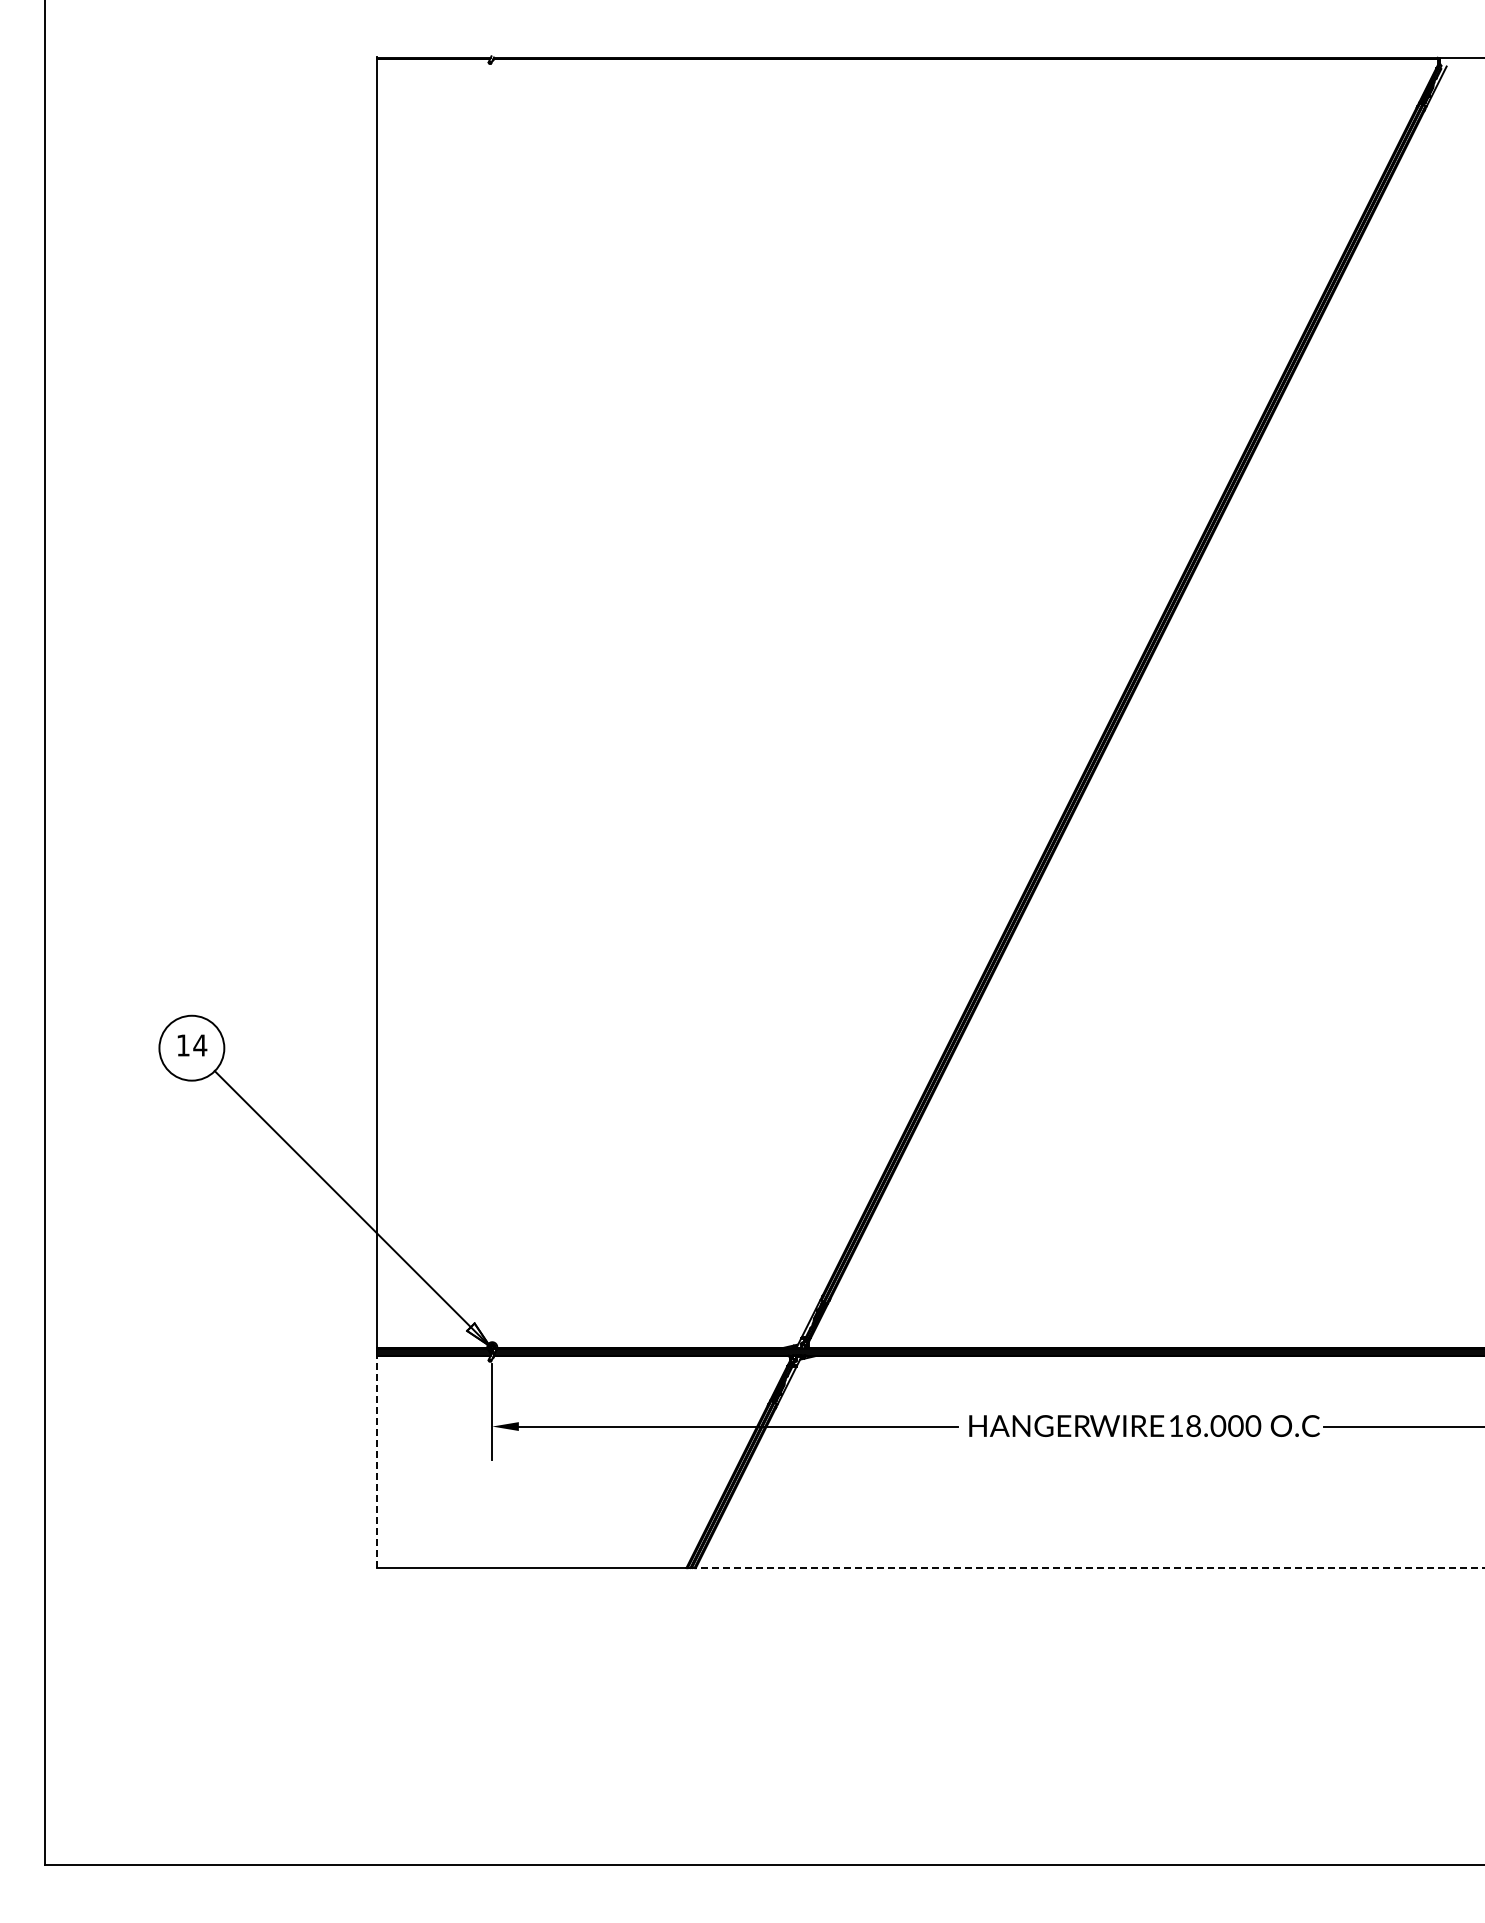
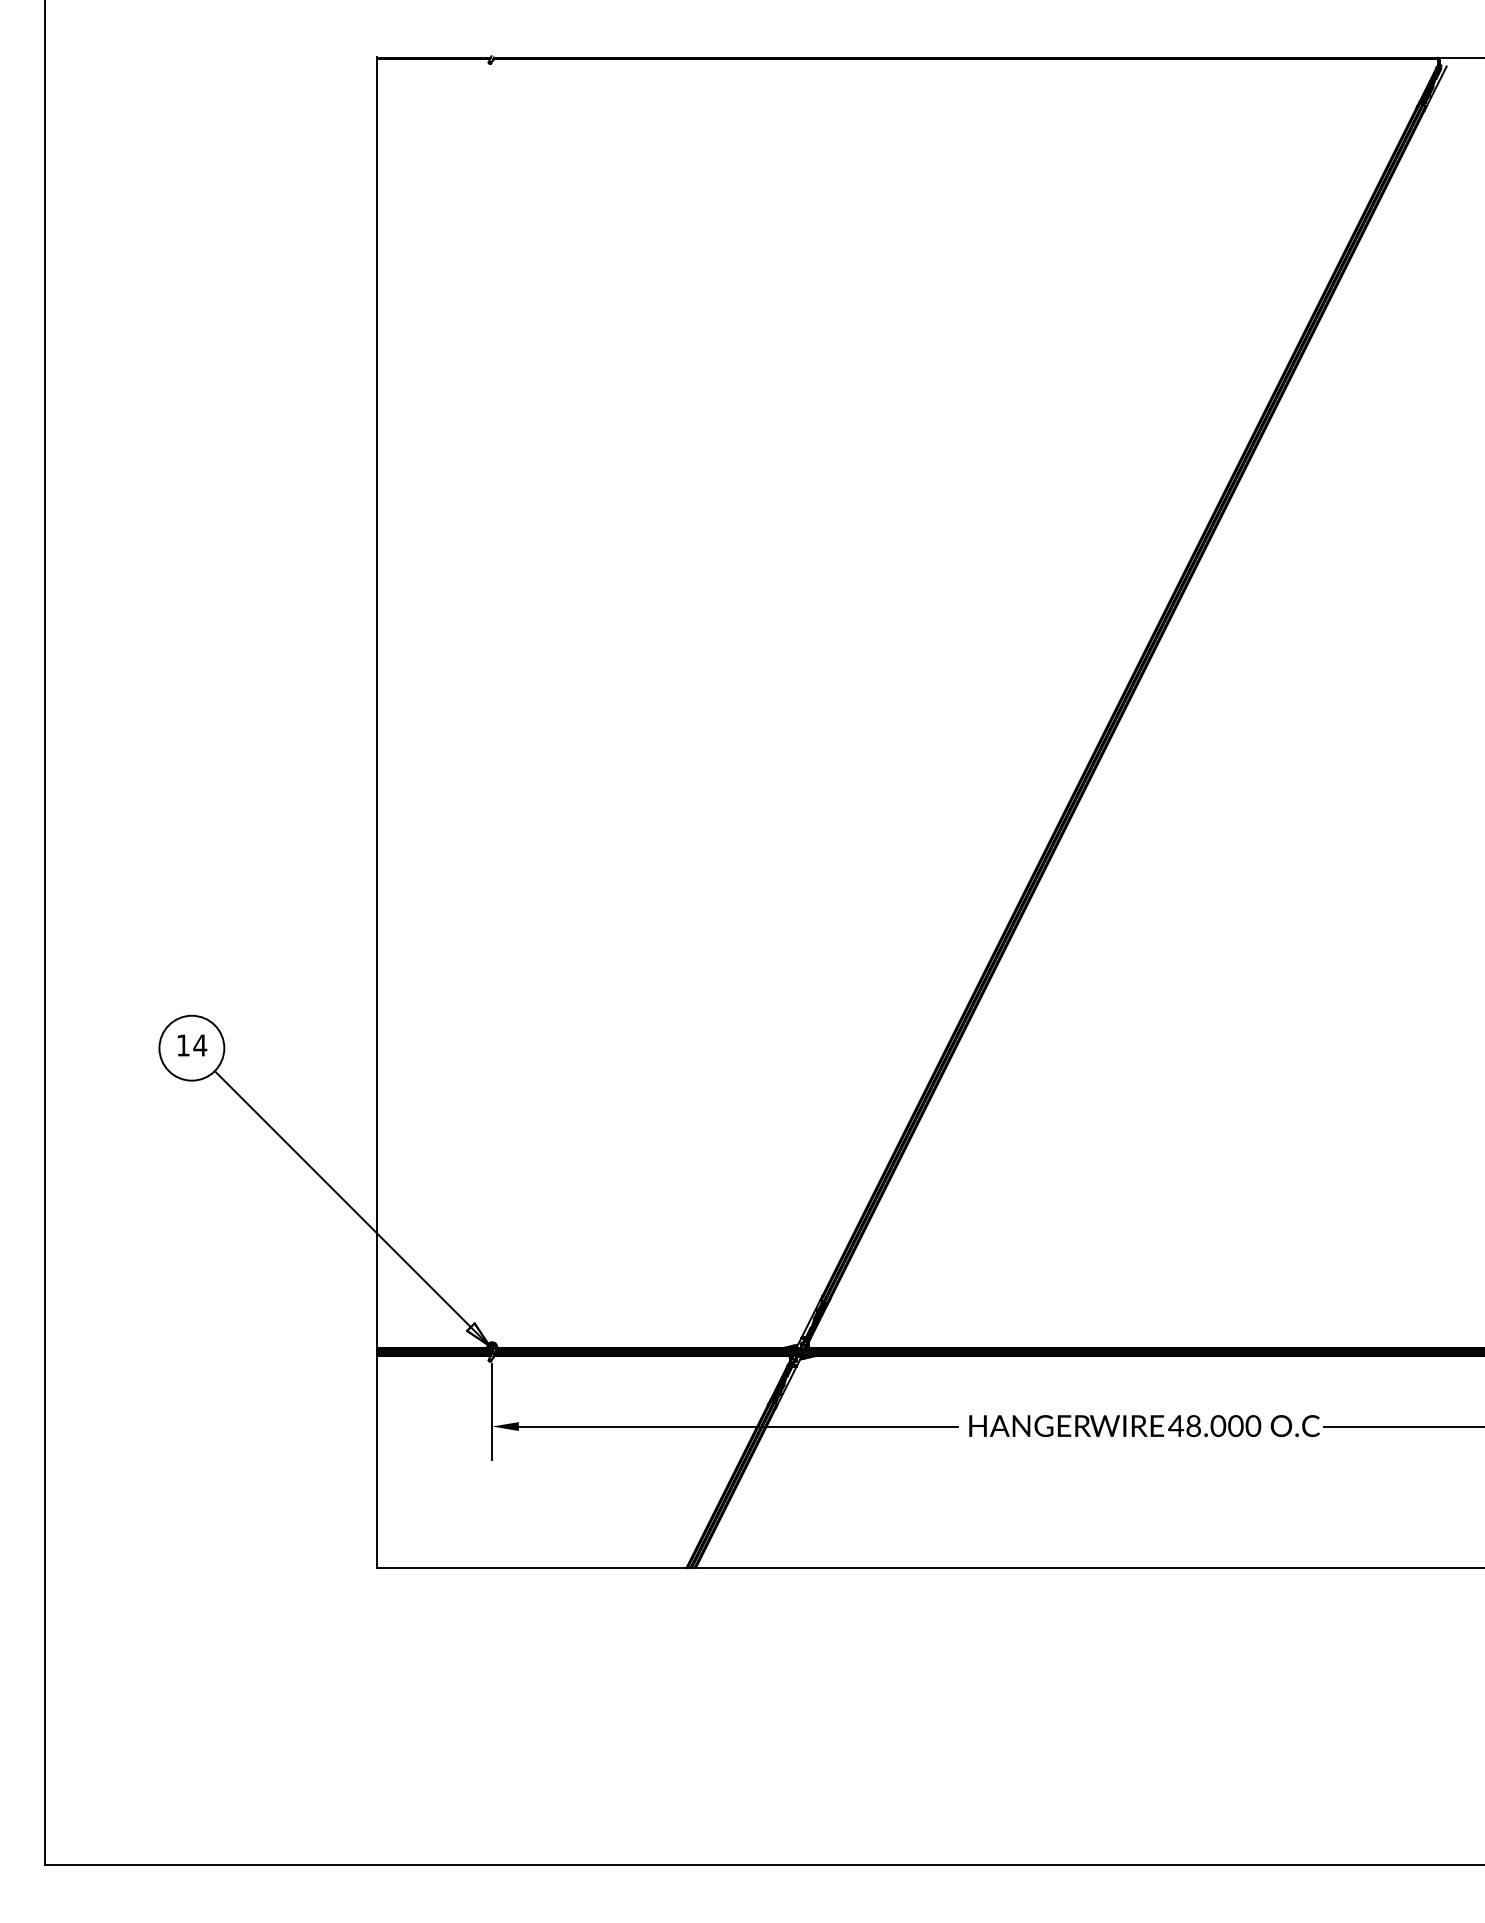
text: 18.000 -> 48.000 (1176, 1425)
line: dashed -> solid (377, 1462)
line: dashed -> solid (1089, 1568)
